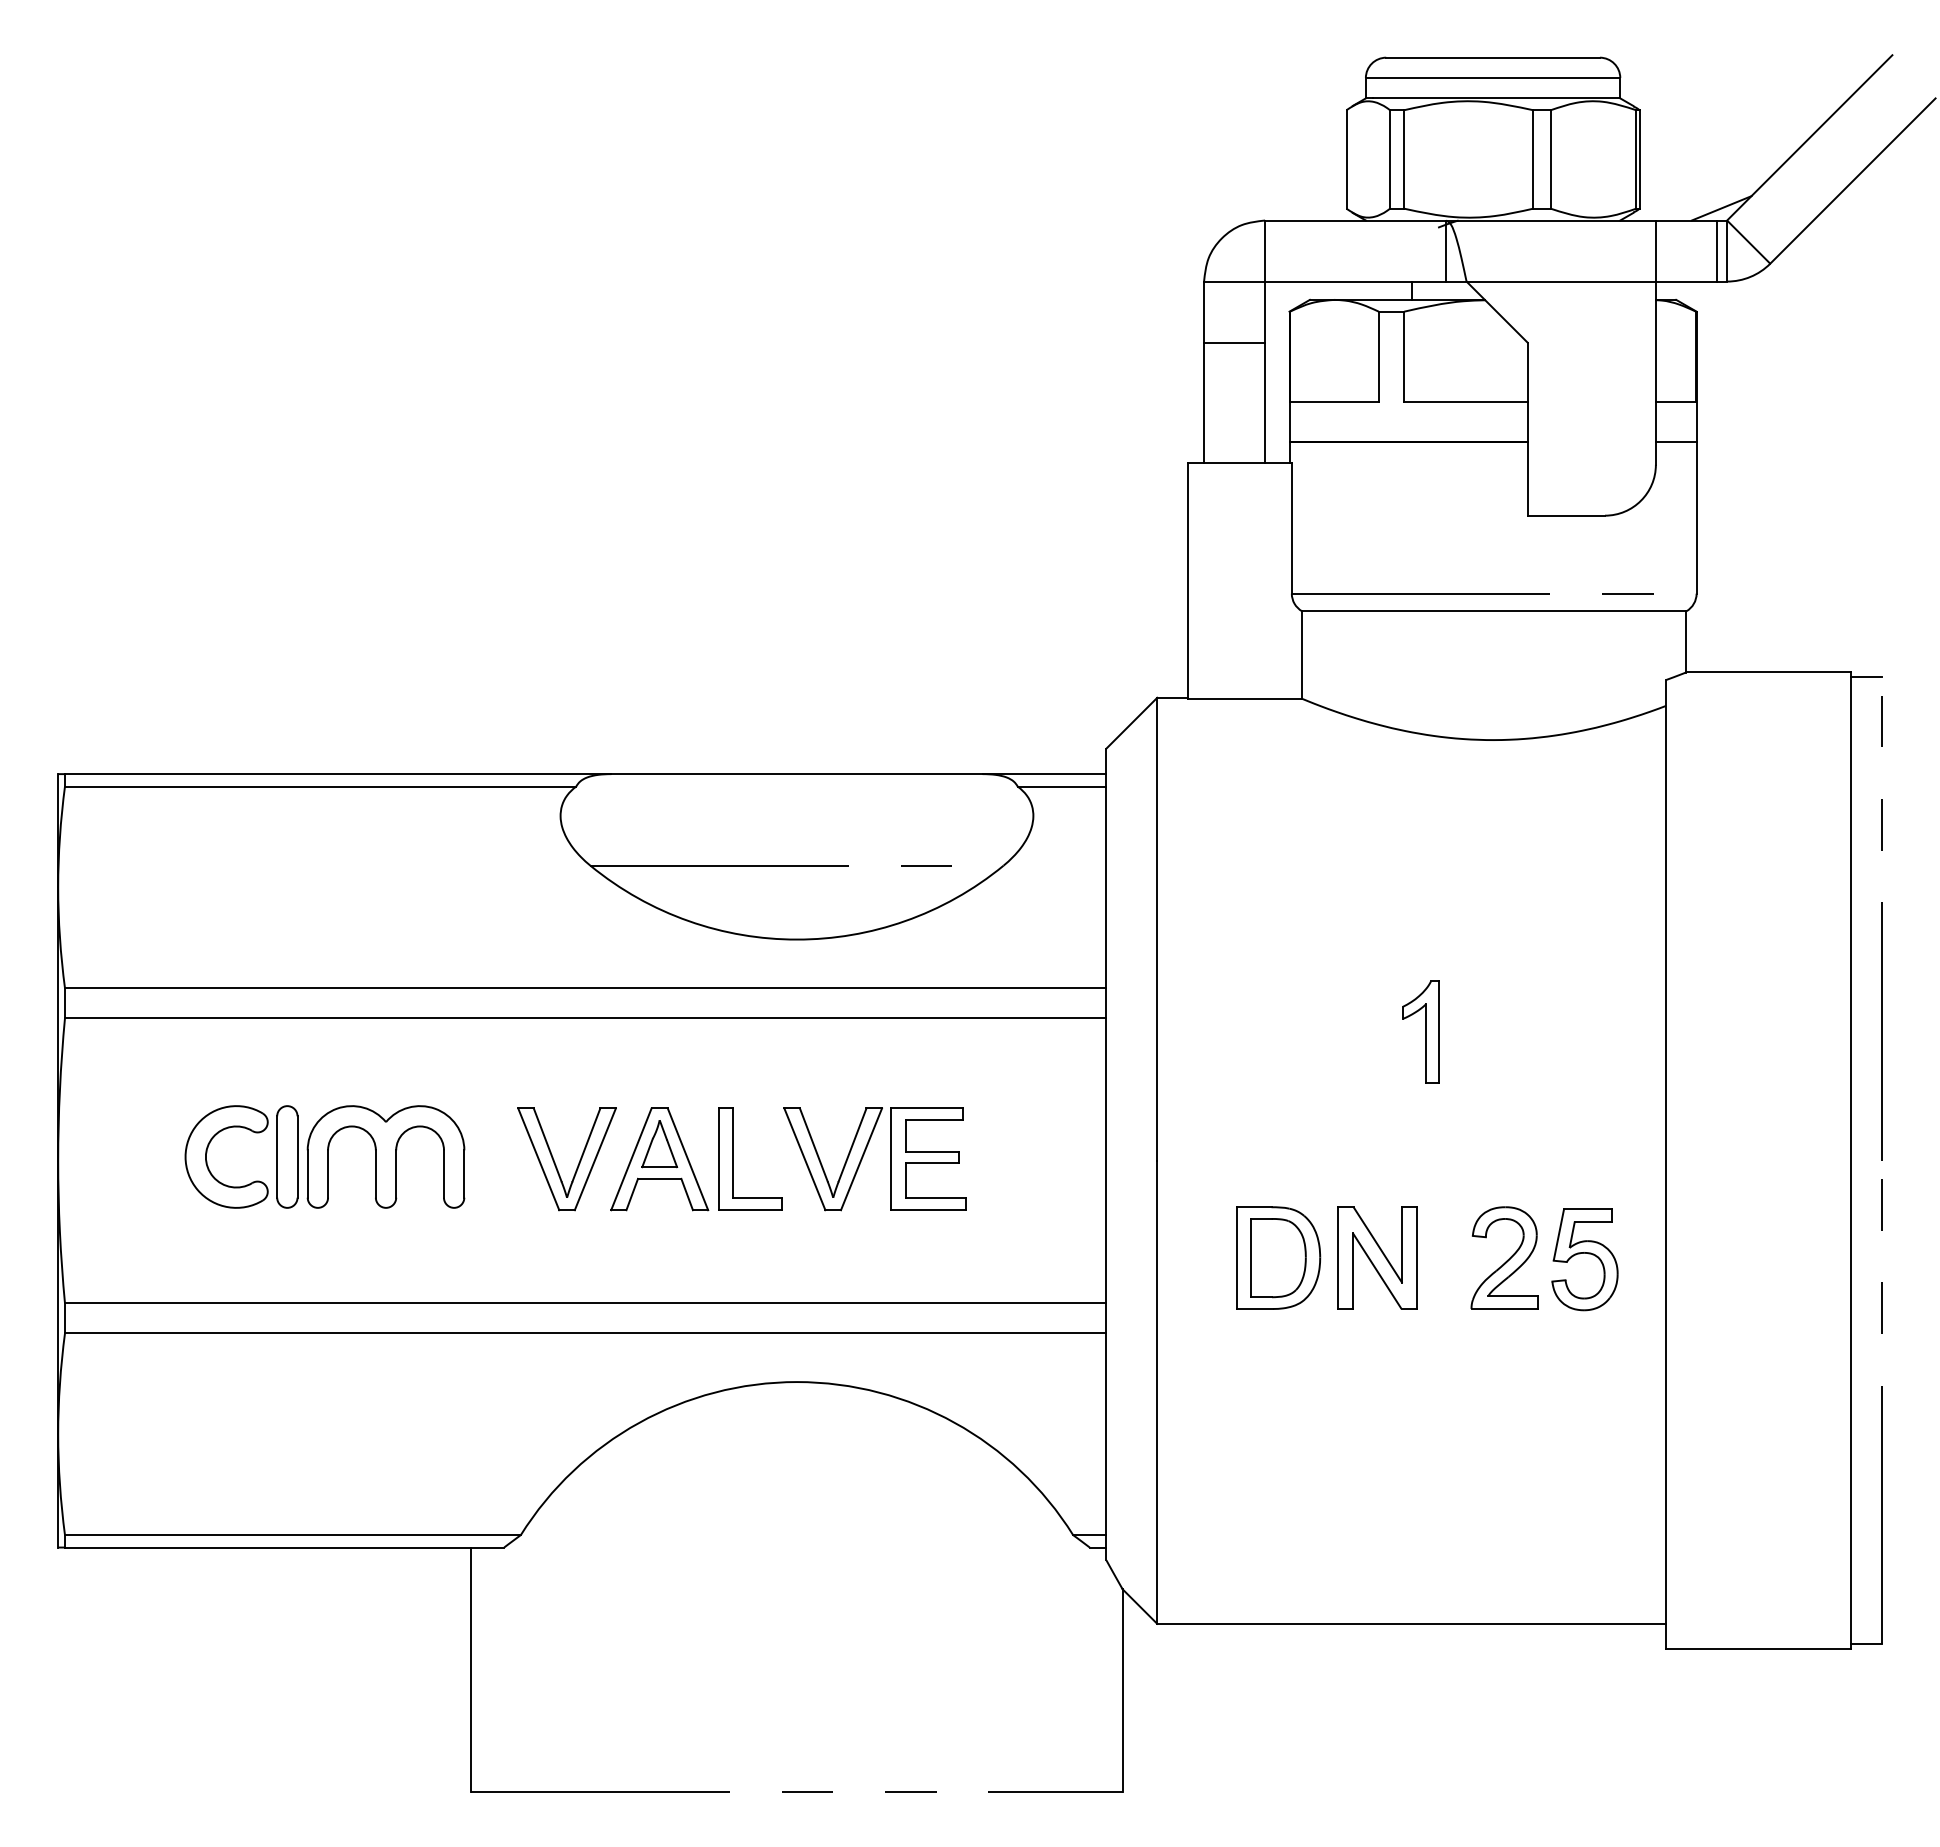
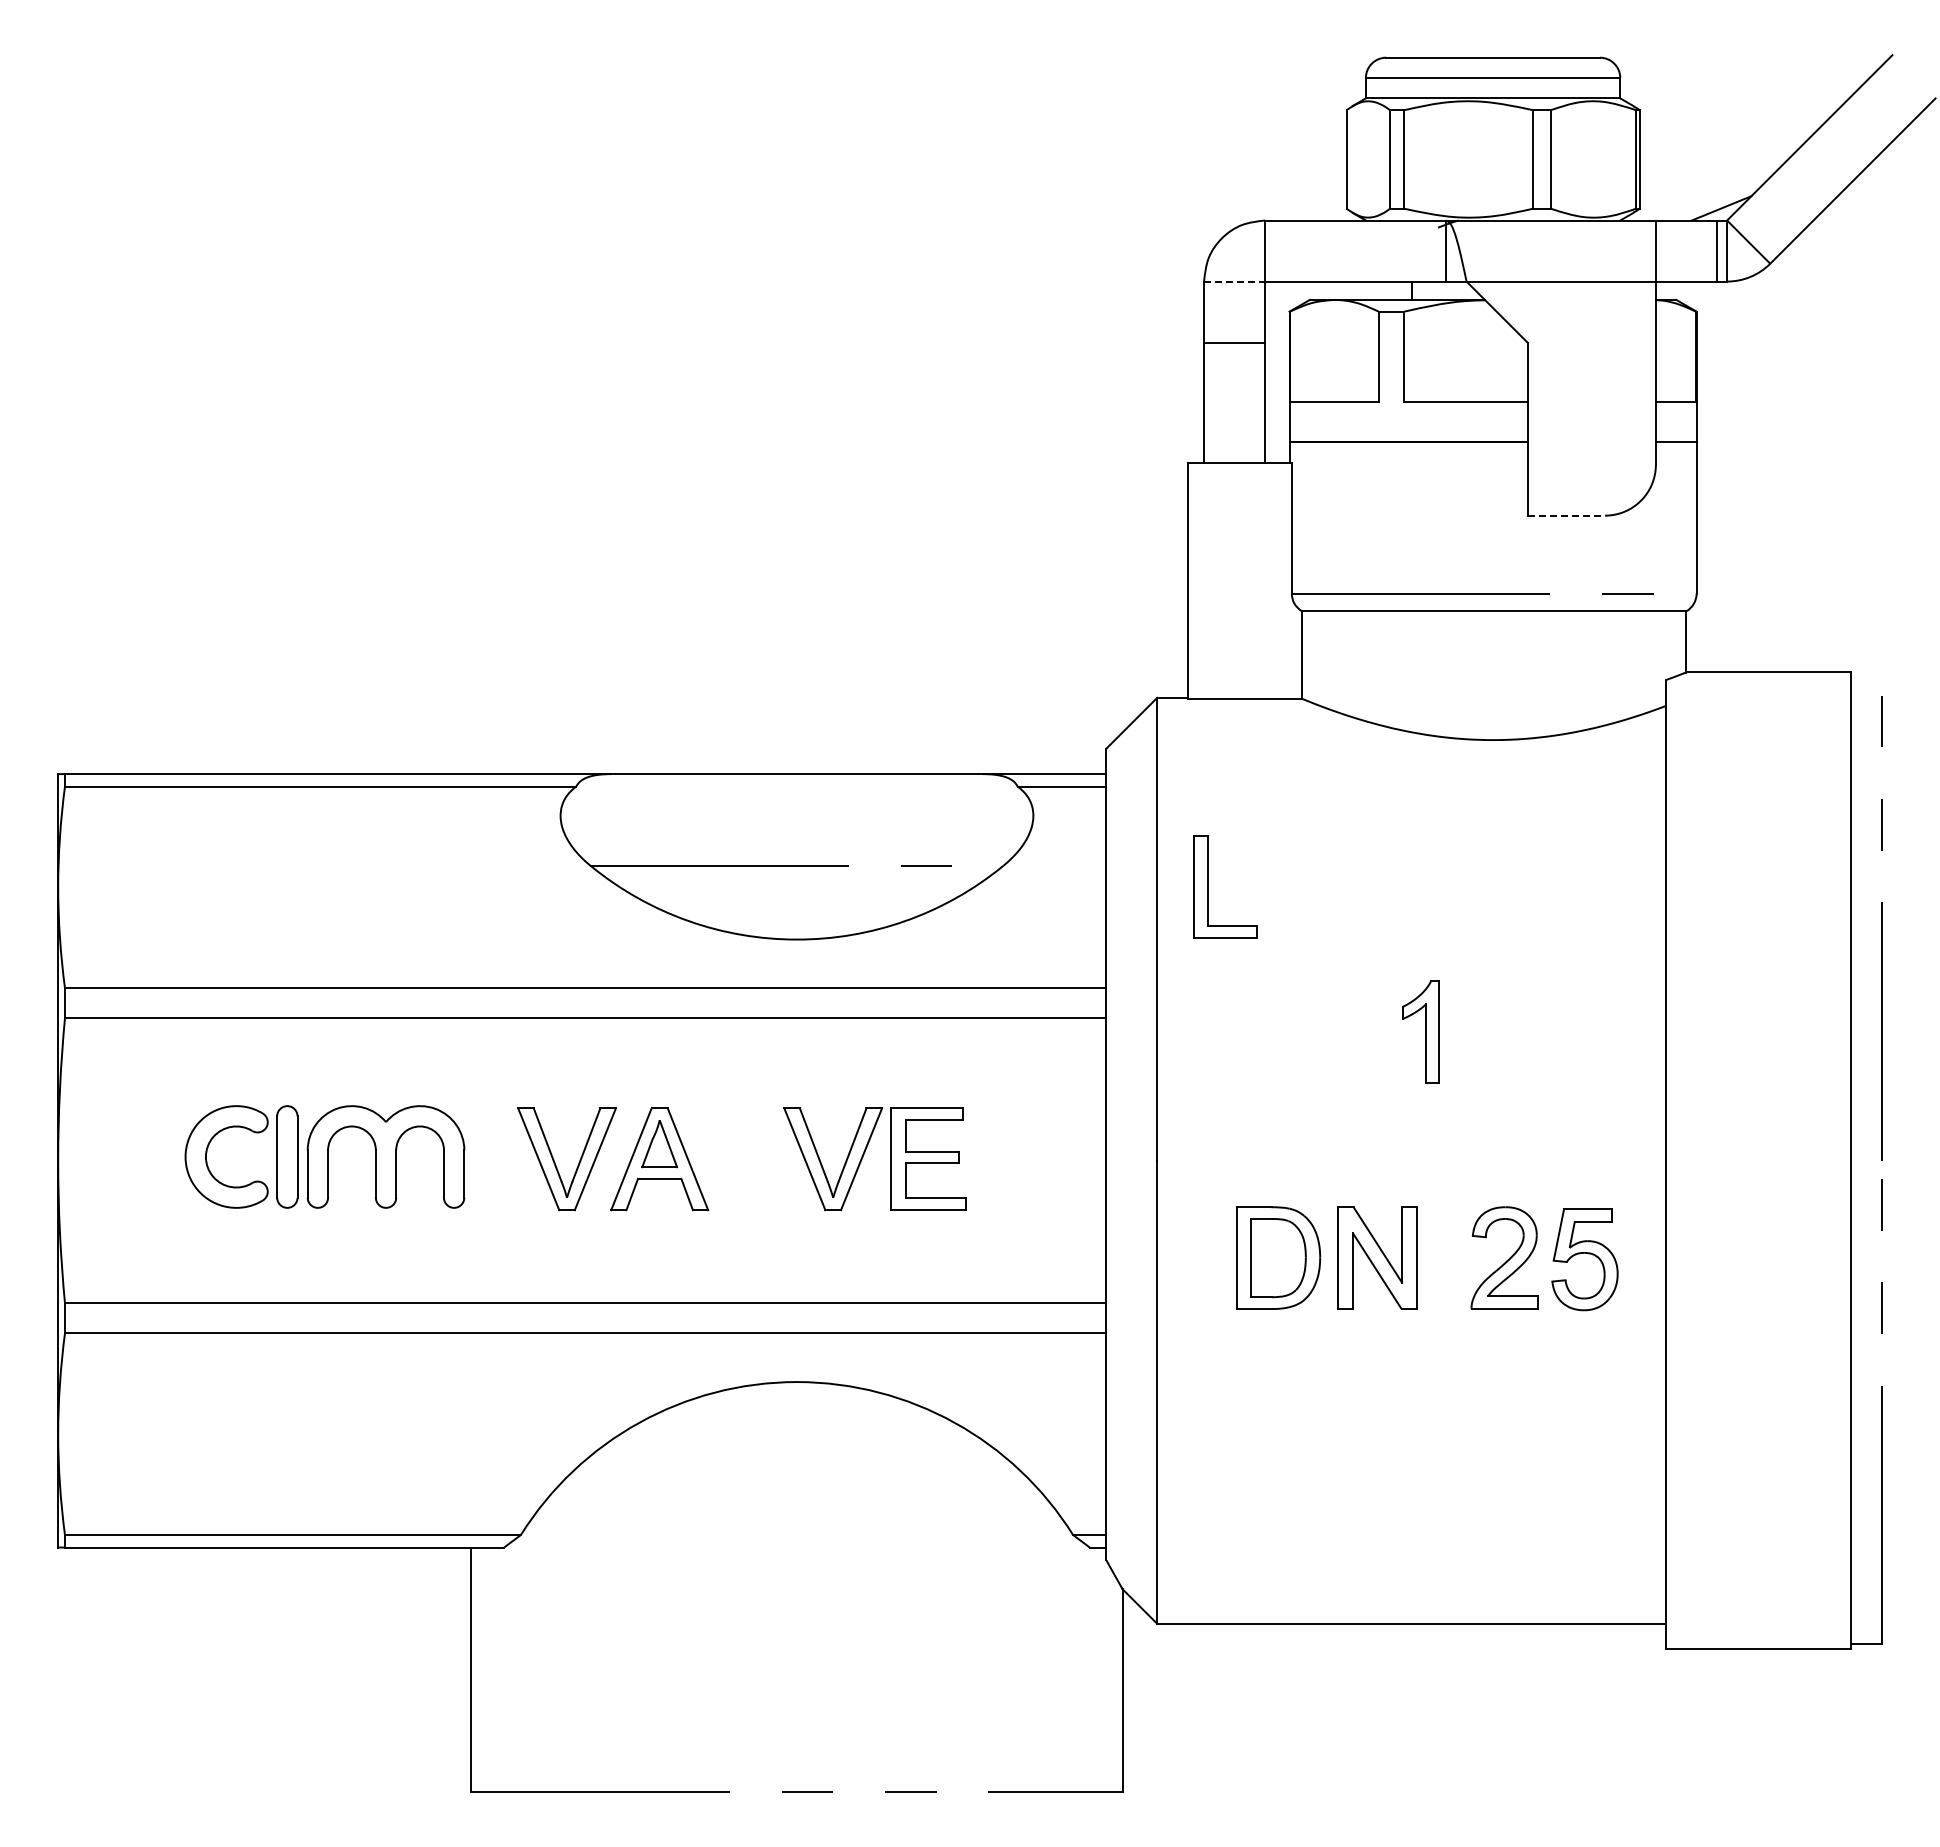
line: solid -> dashed (1234, 281)
line: solid -> dashed (1566, 515)
line: present -> none (1866, 677)
part position: (733, 1158) -> (1208, 886) (1208, 886)
